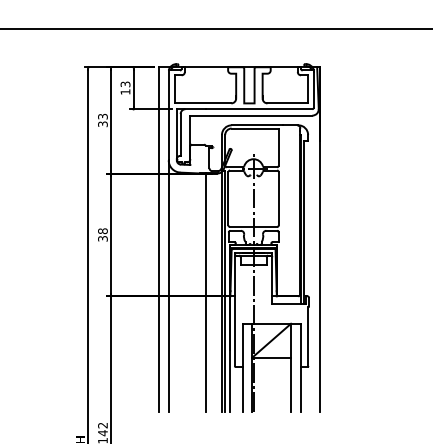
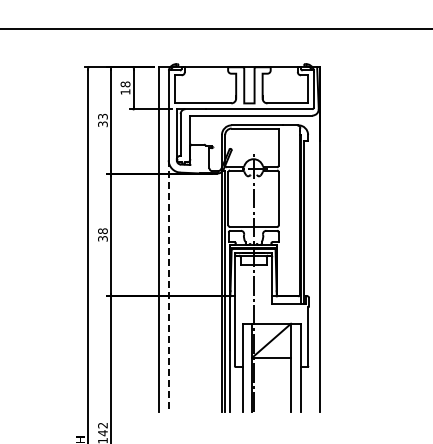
text: 13 -> 18 (125, 84)
line: solid -> dashed (168, 286)
line: present -> none (205, 292)
